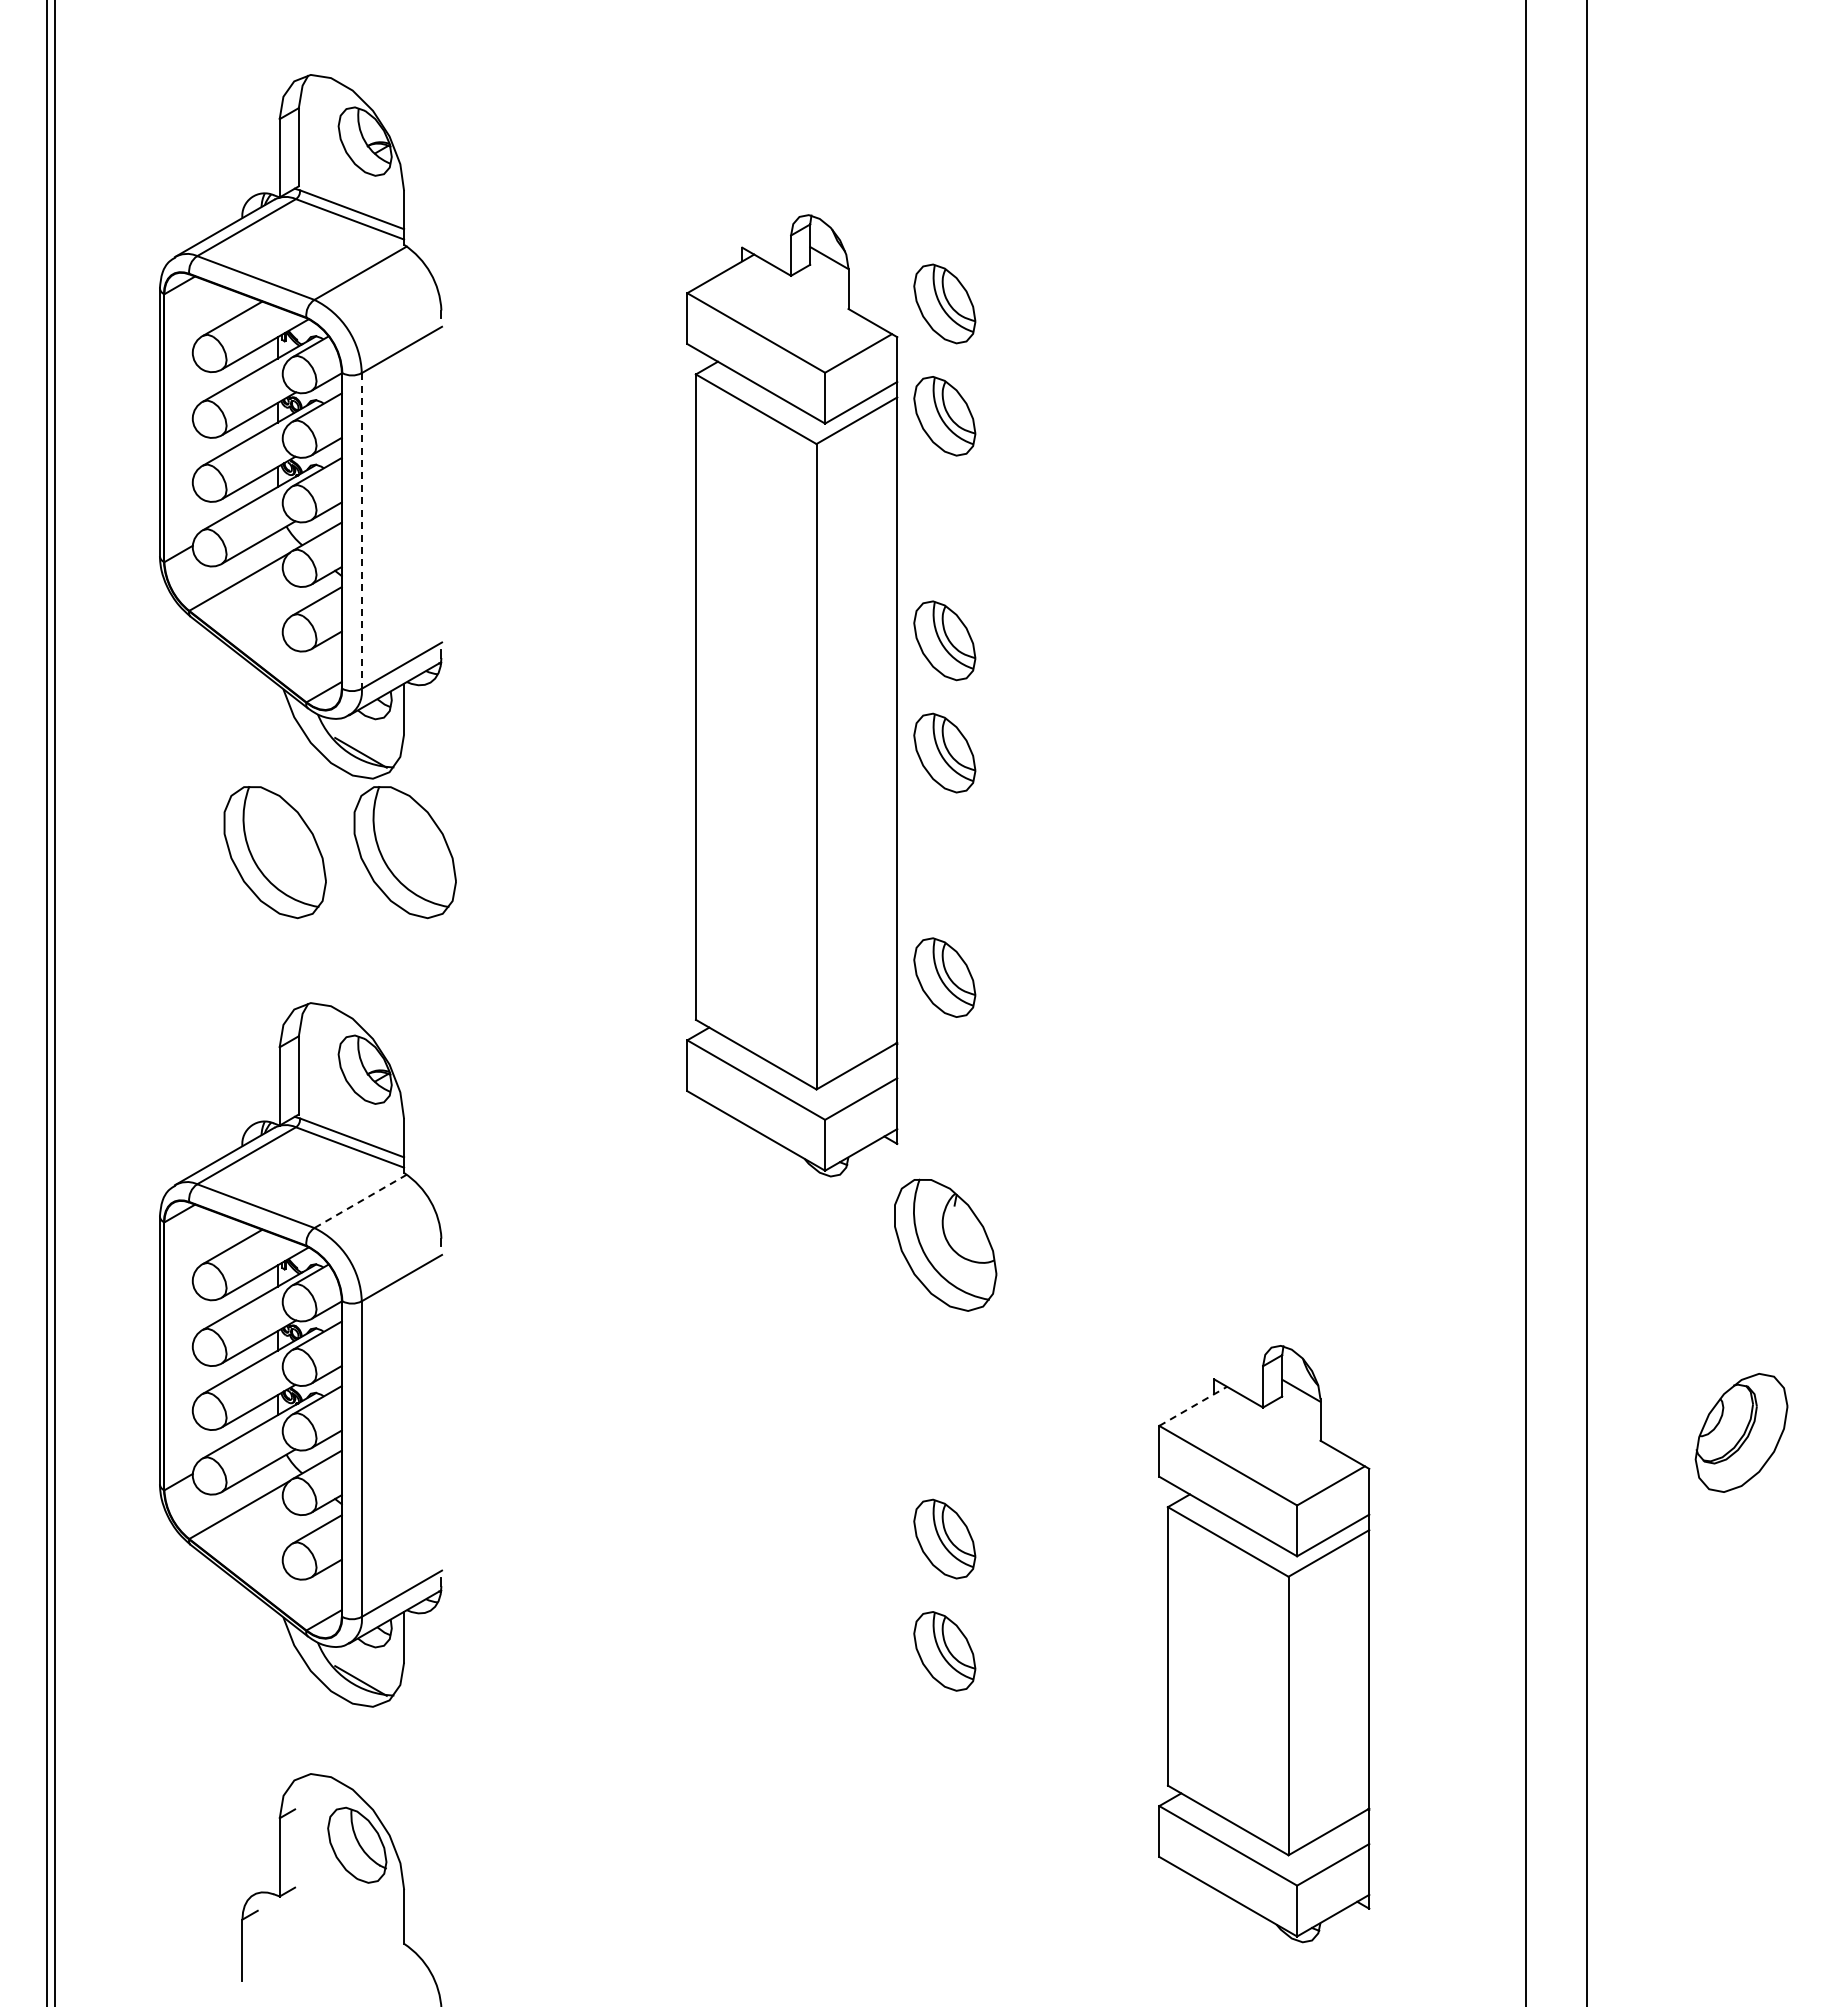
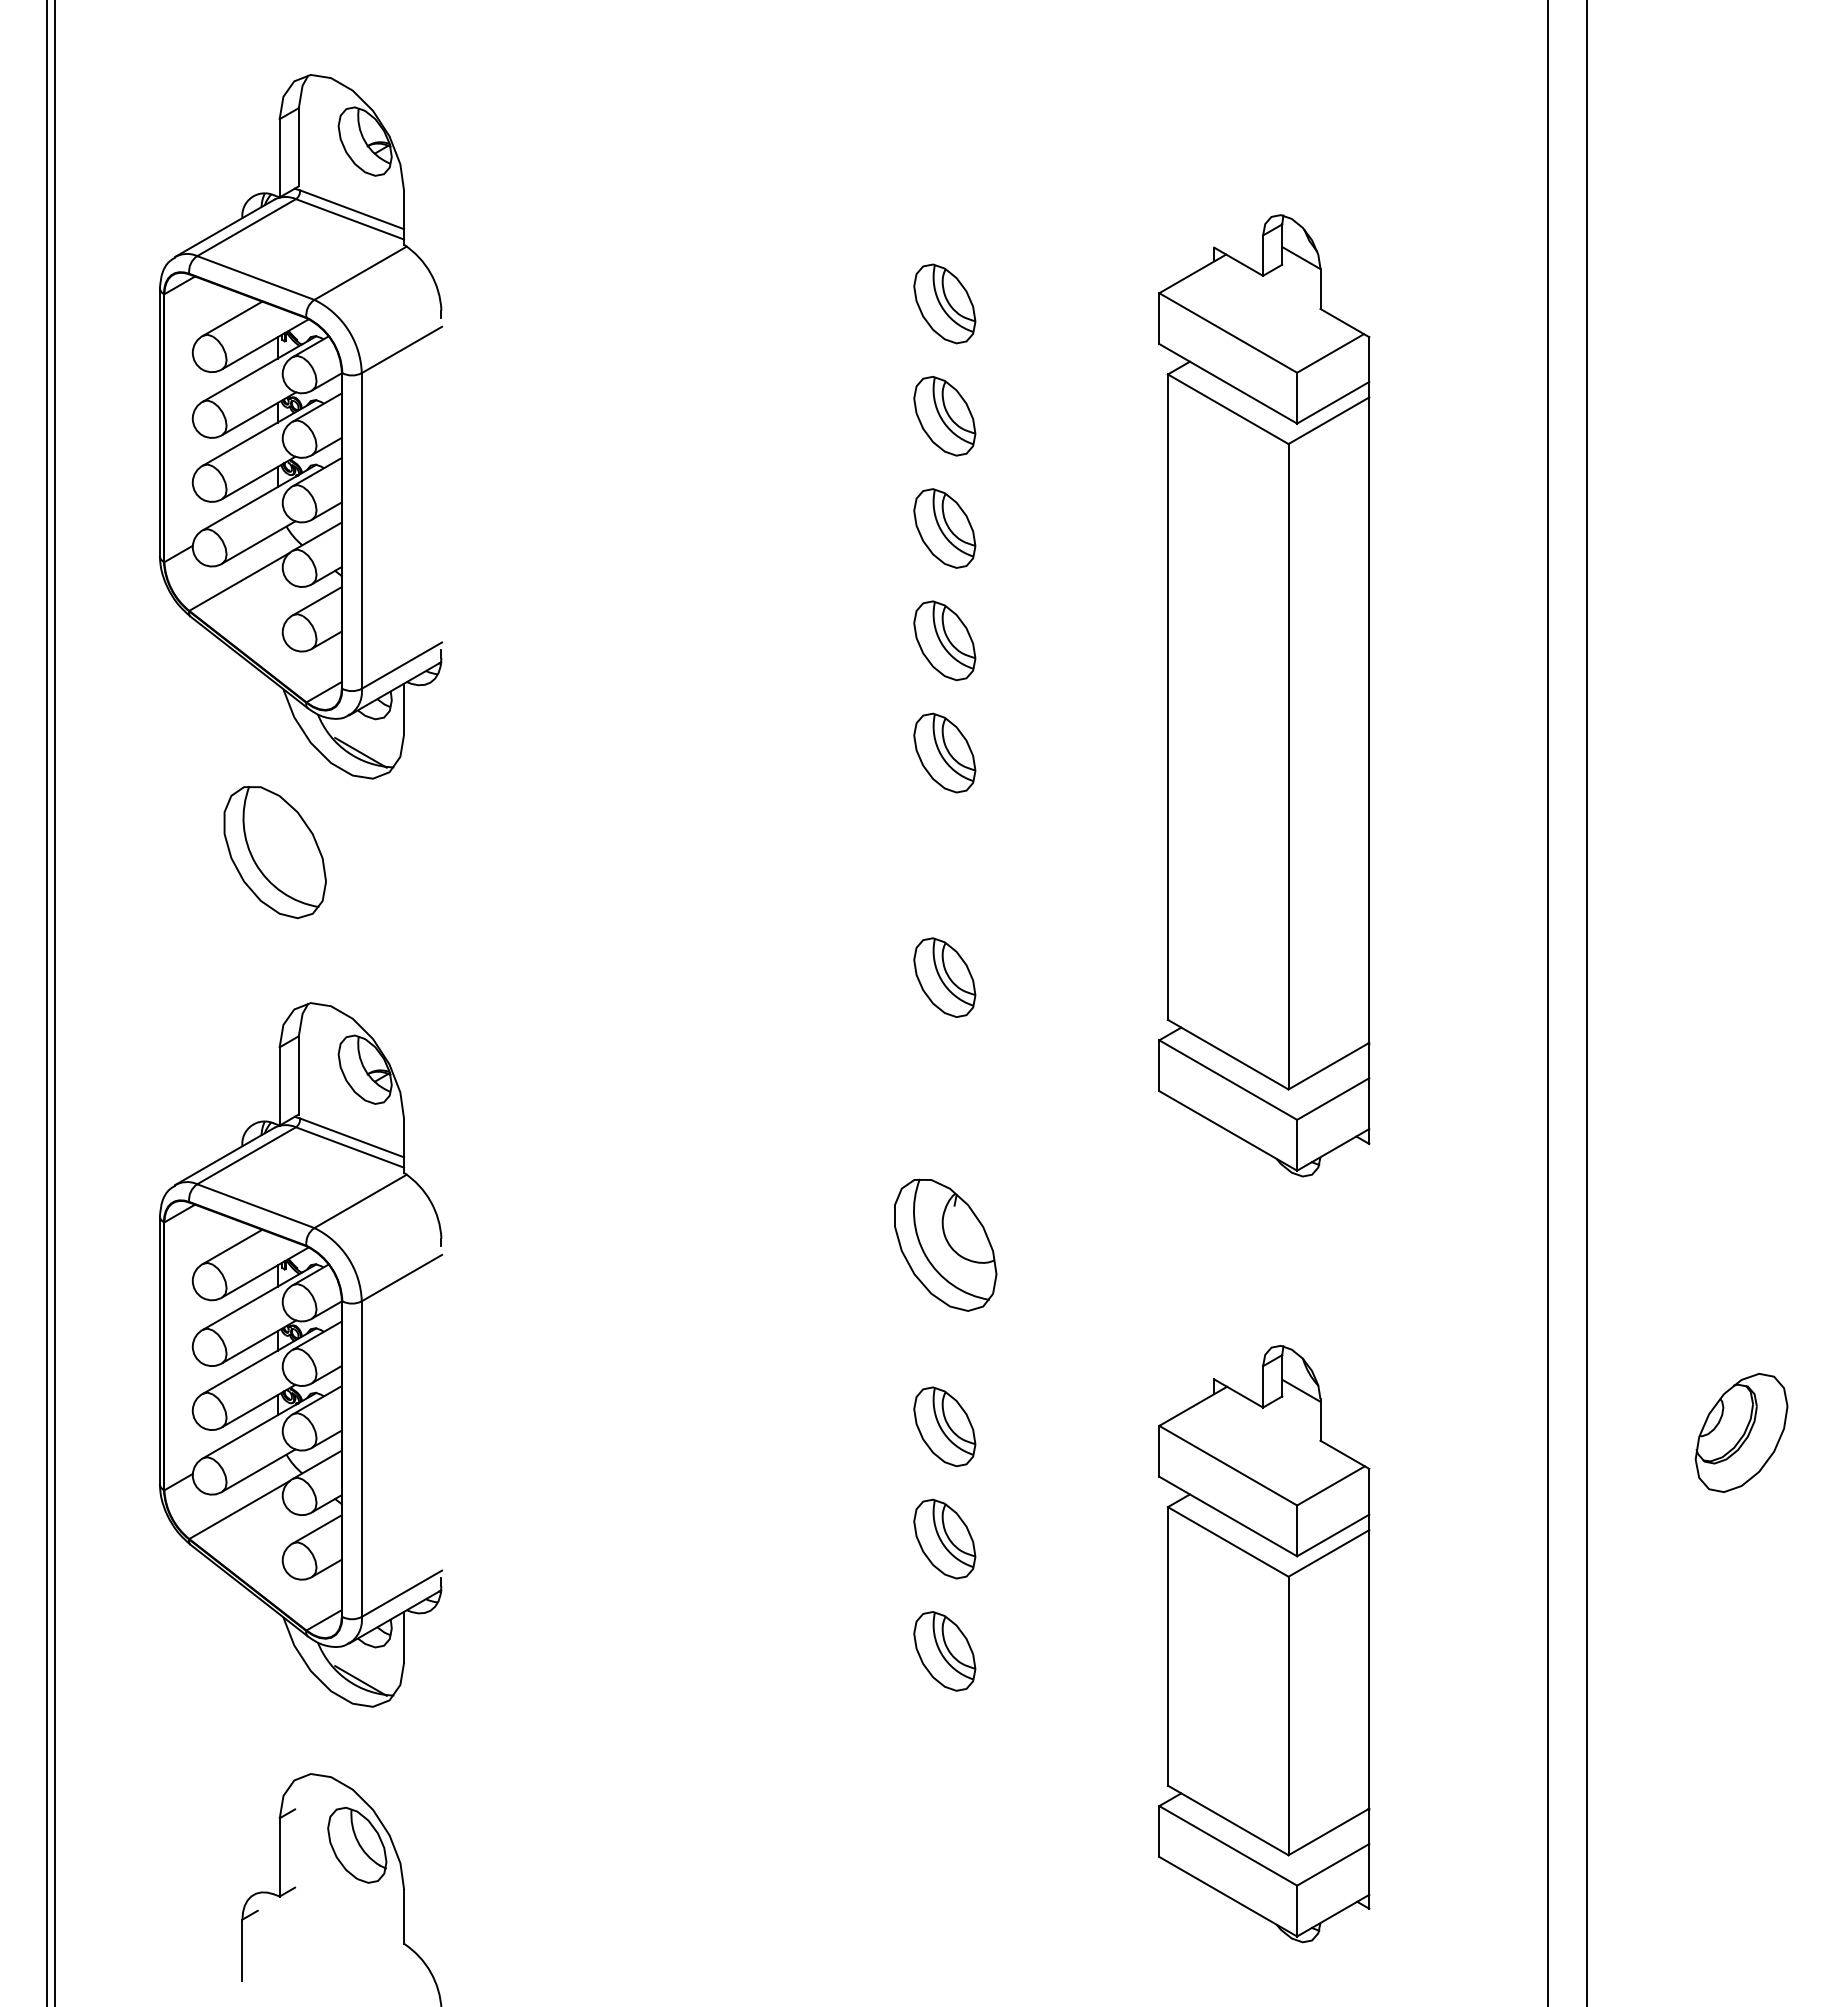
part: none -> present (944, 528)
line: dashed -> solid (361, 530)
part position: (792, 695) -> (1264, 695) (1264, 695)
part: present -> none (404, 852)
line position: (1526, 1002) -> (1548, 1002) (1548, 1002)
line: dashed -> solid (360, 1201)
line: dashed -> solid (1193, 1406)
part: none -> present (944, 1426)
